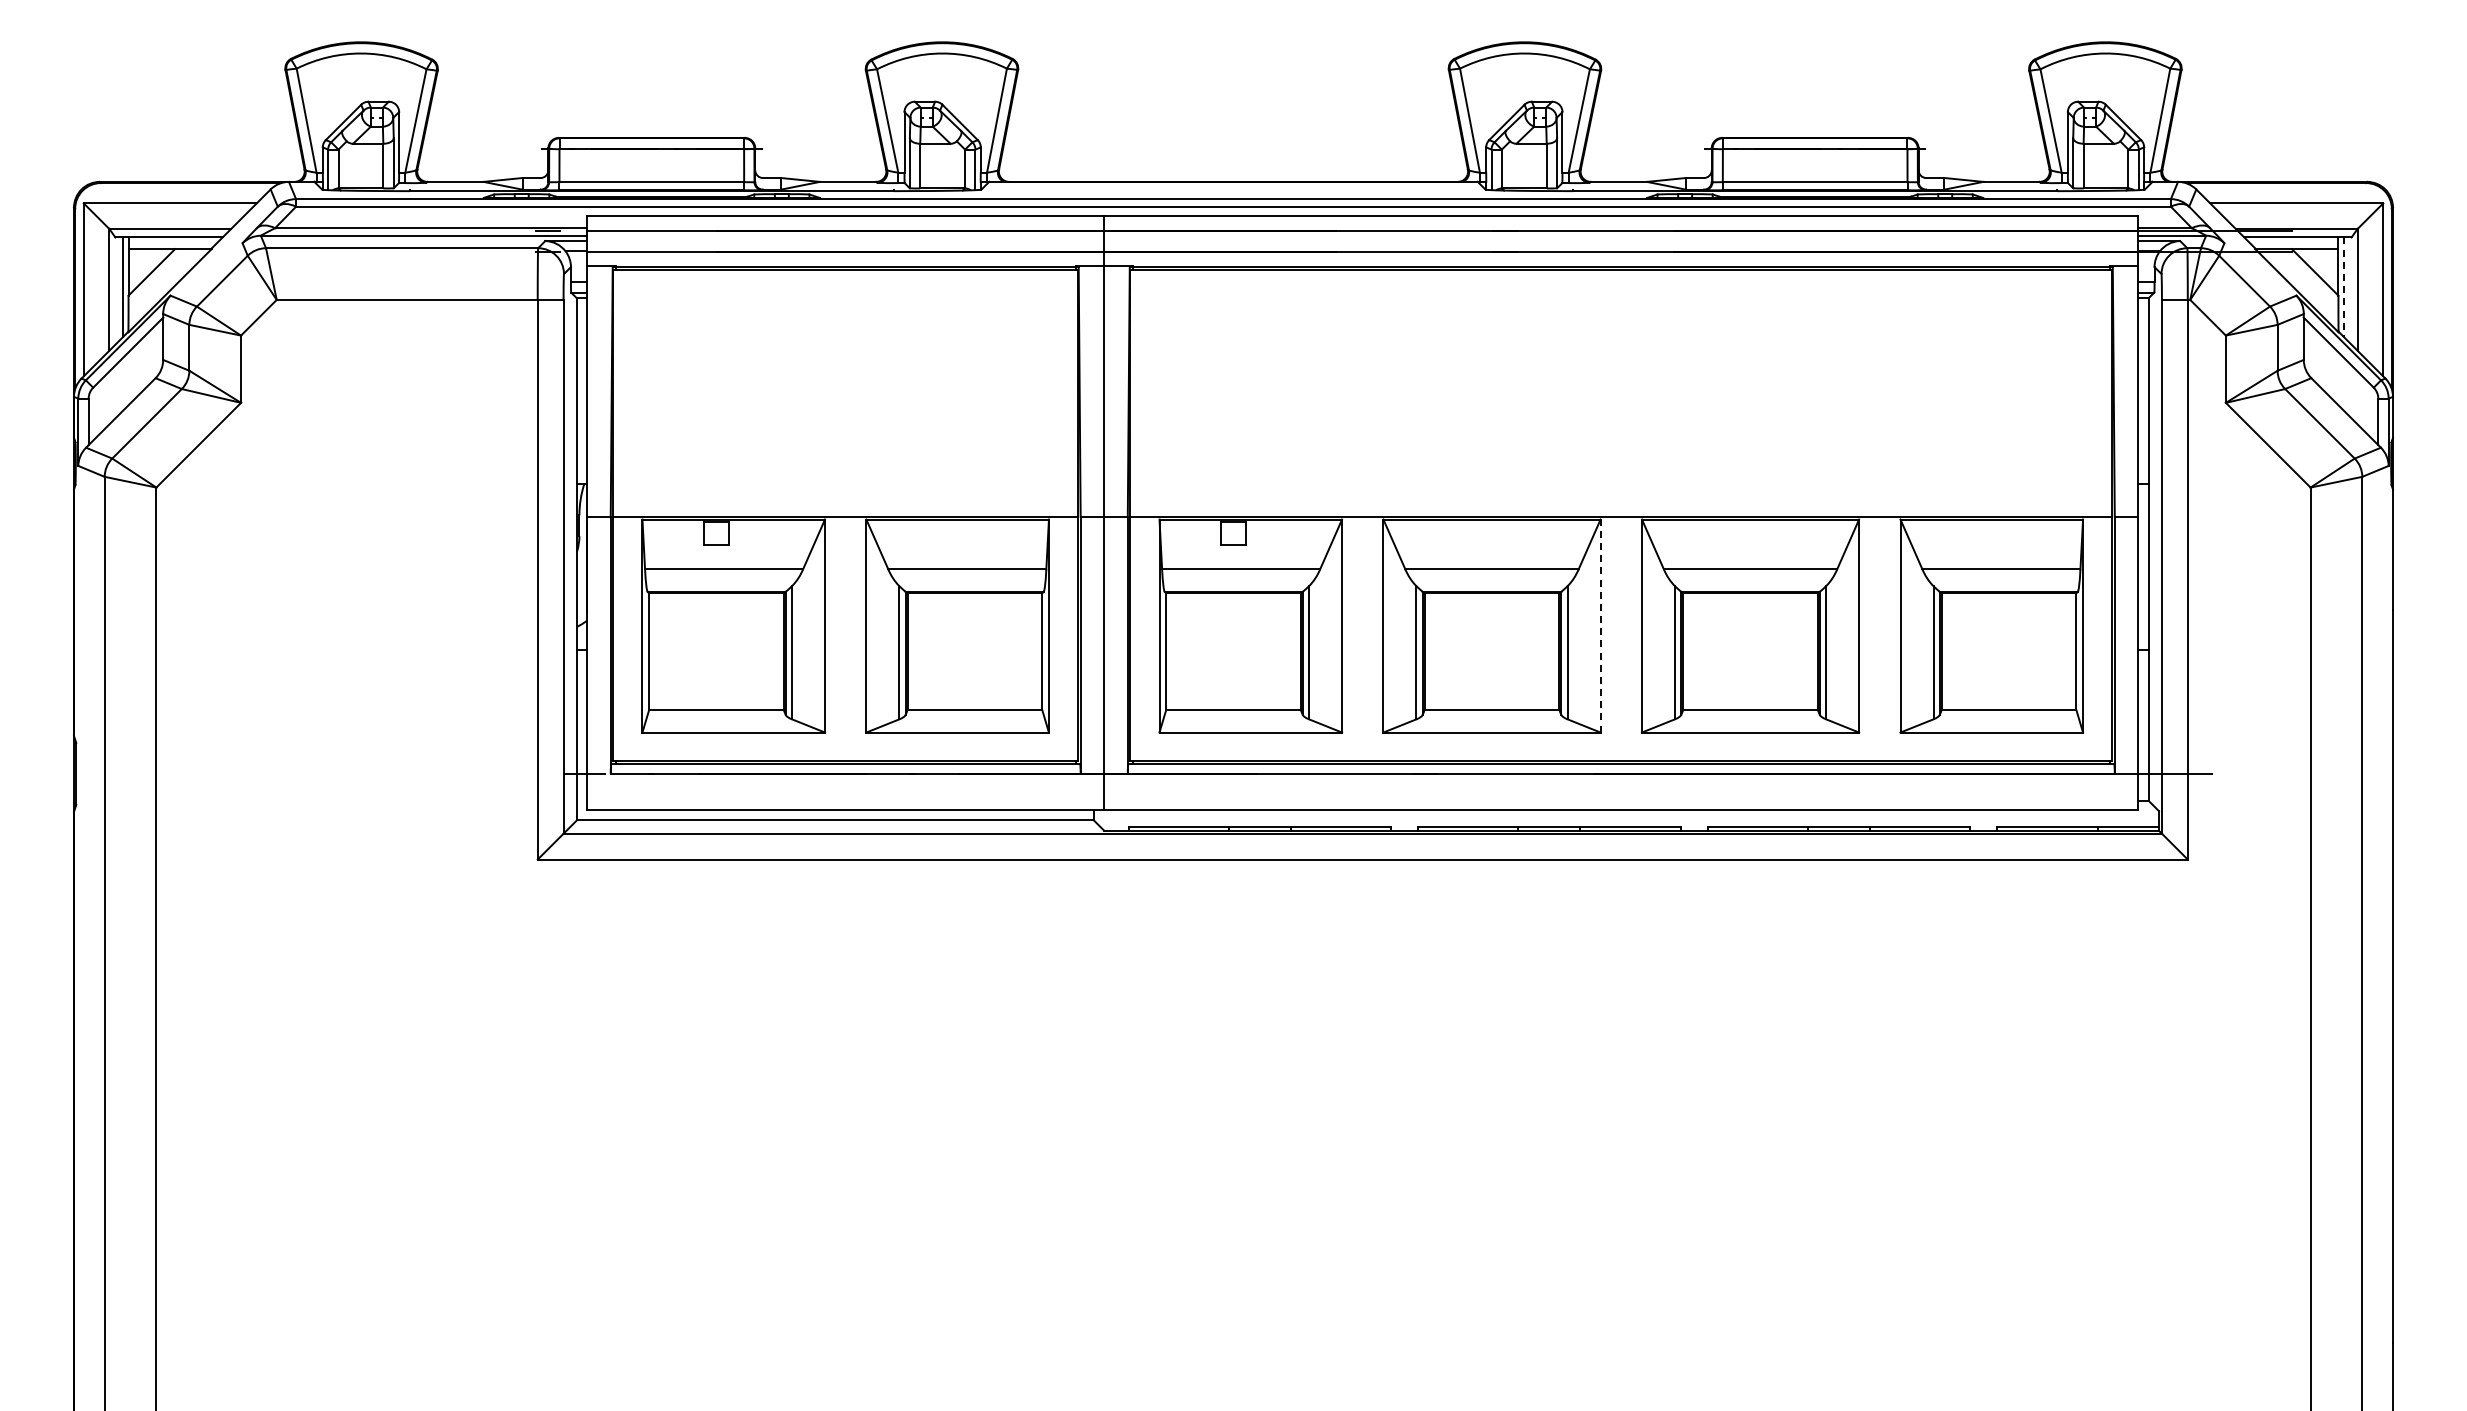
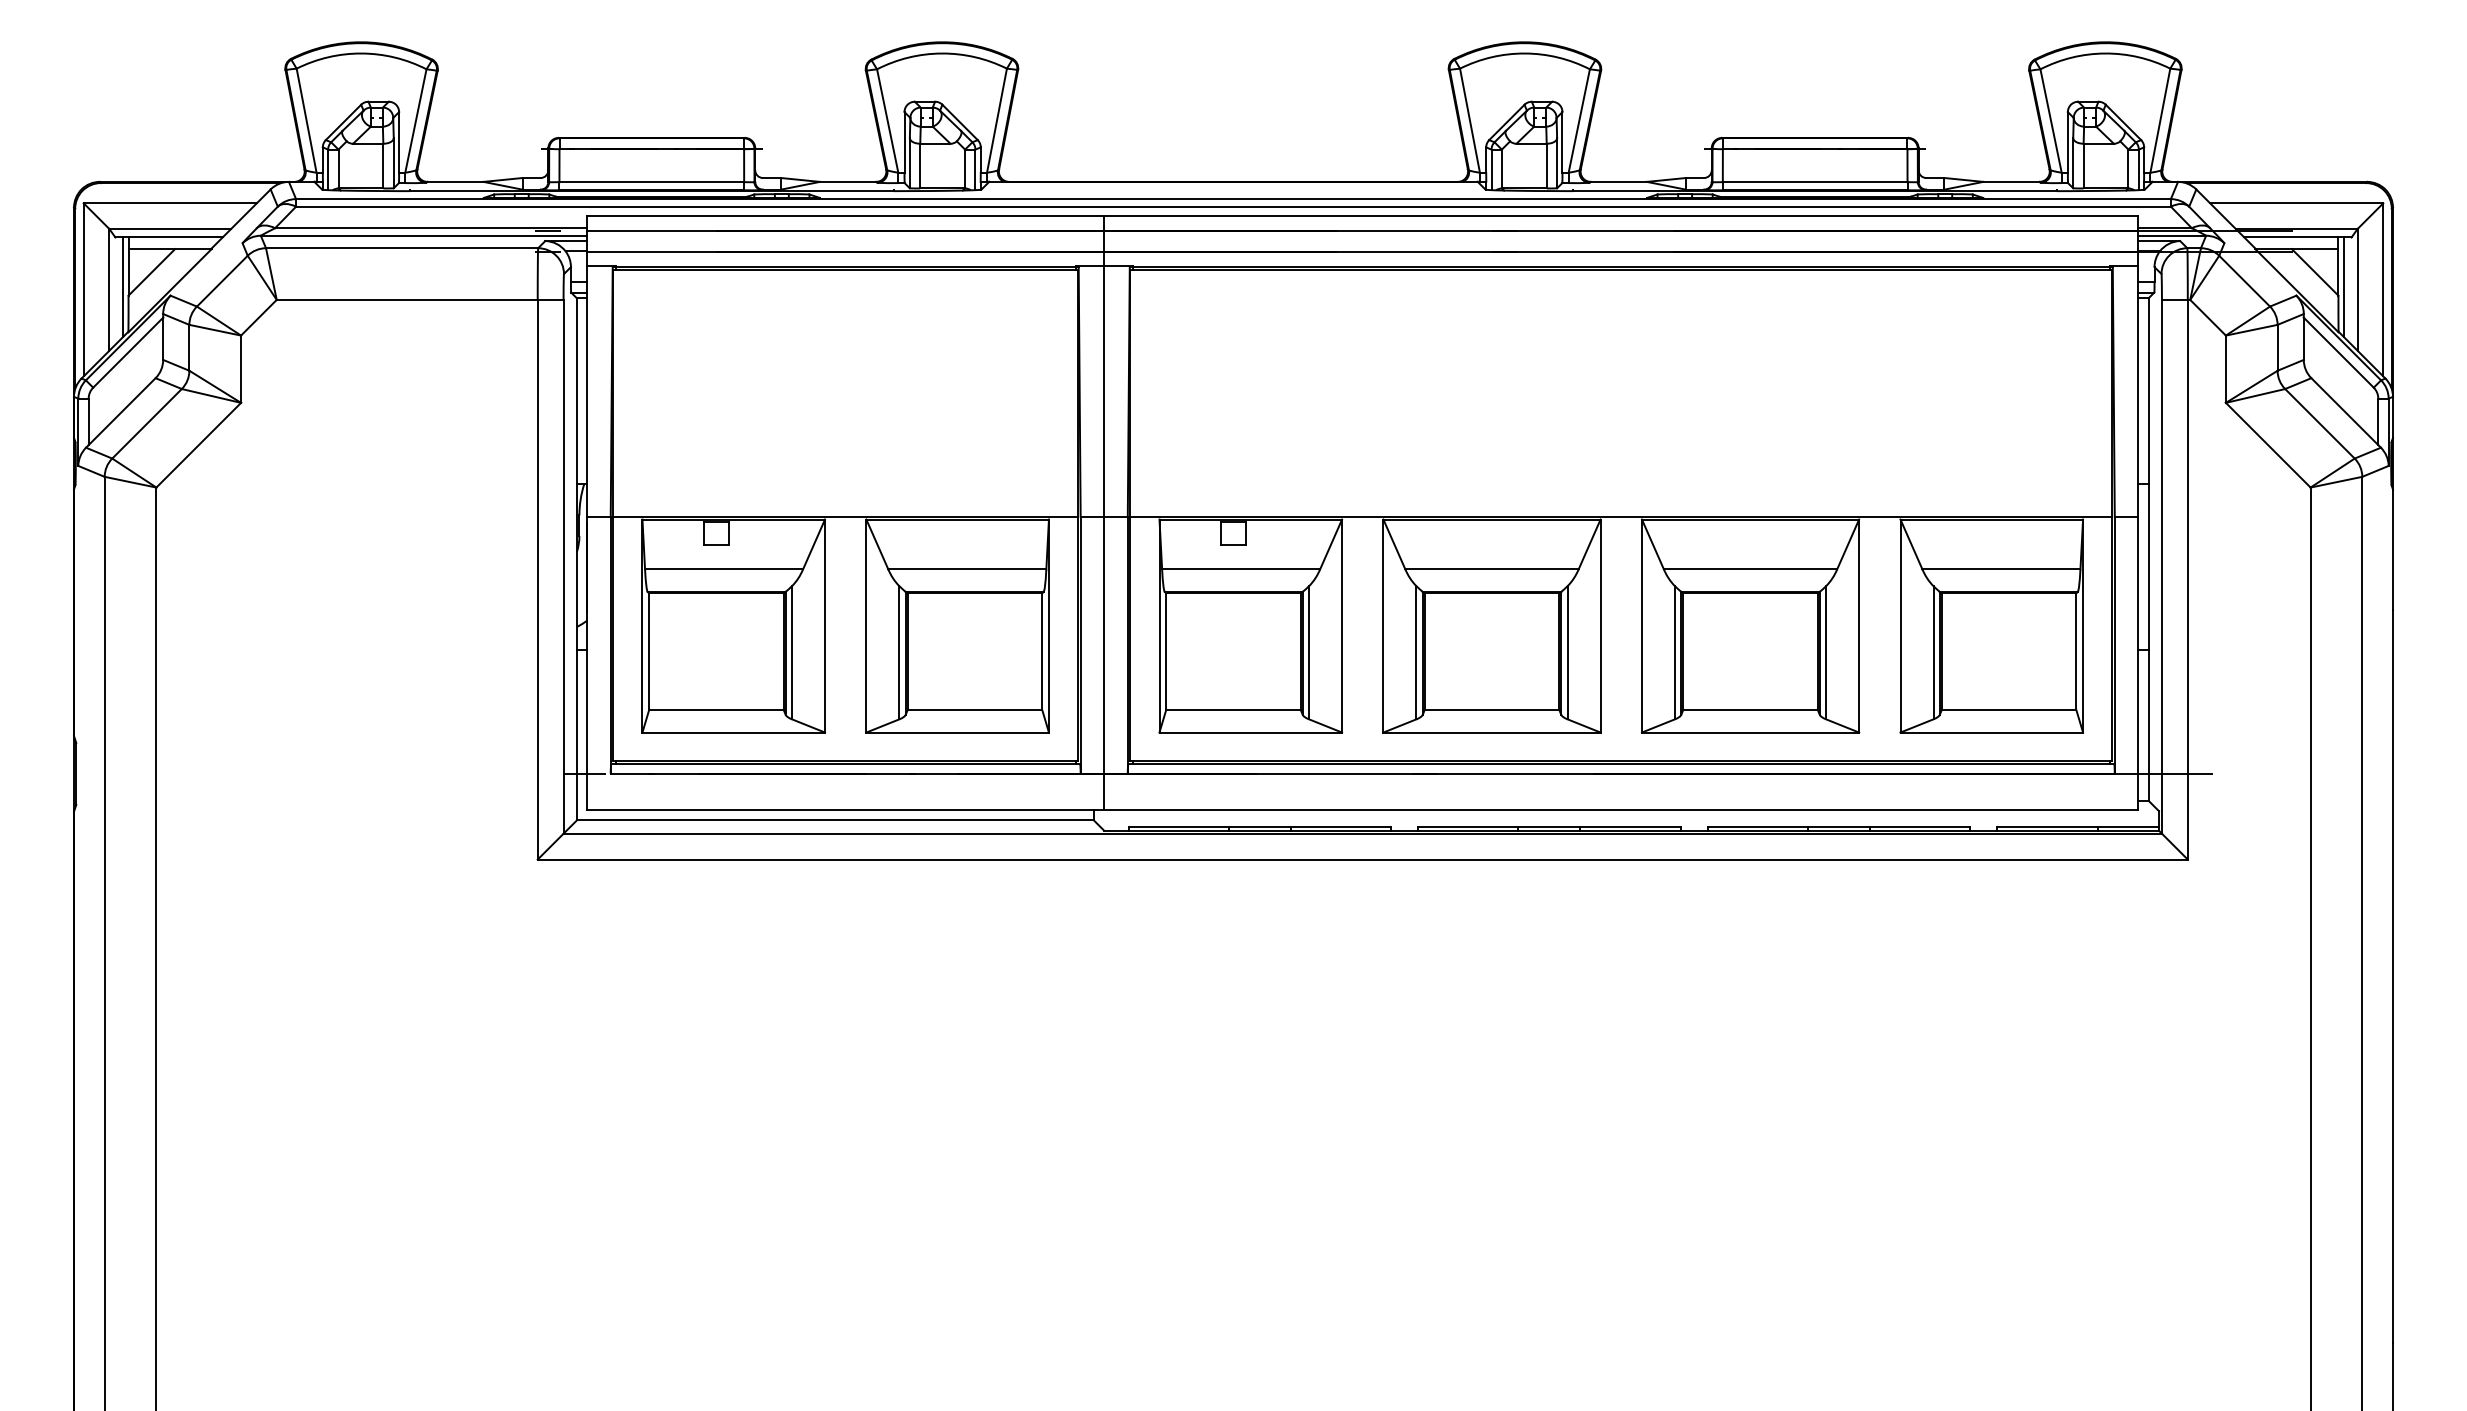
line: dashed -> solid (2343, 287)
line: dashed -> solid (1600, 626)
